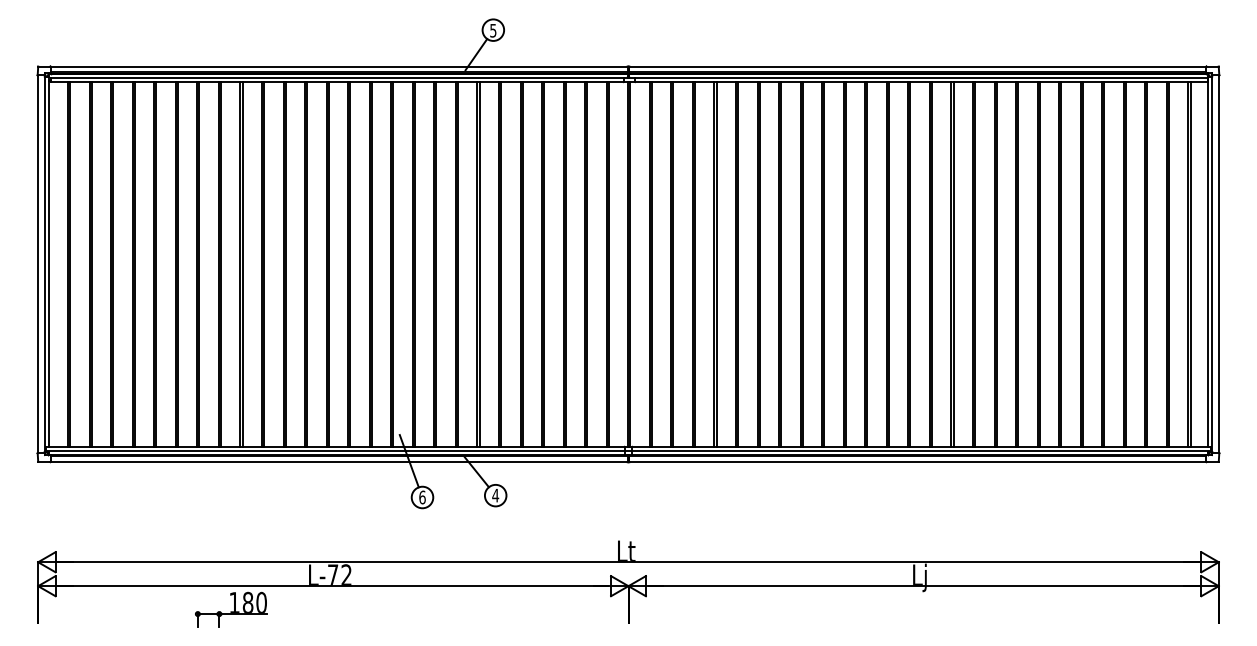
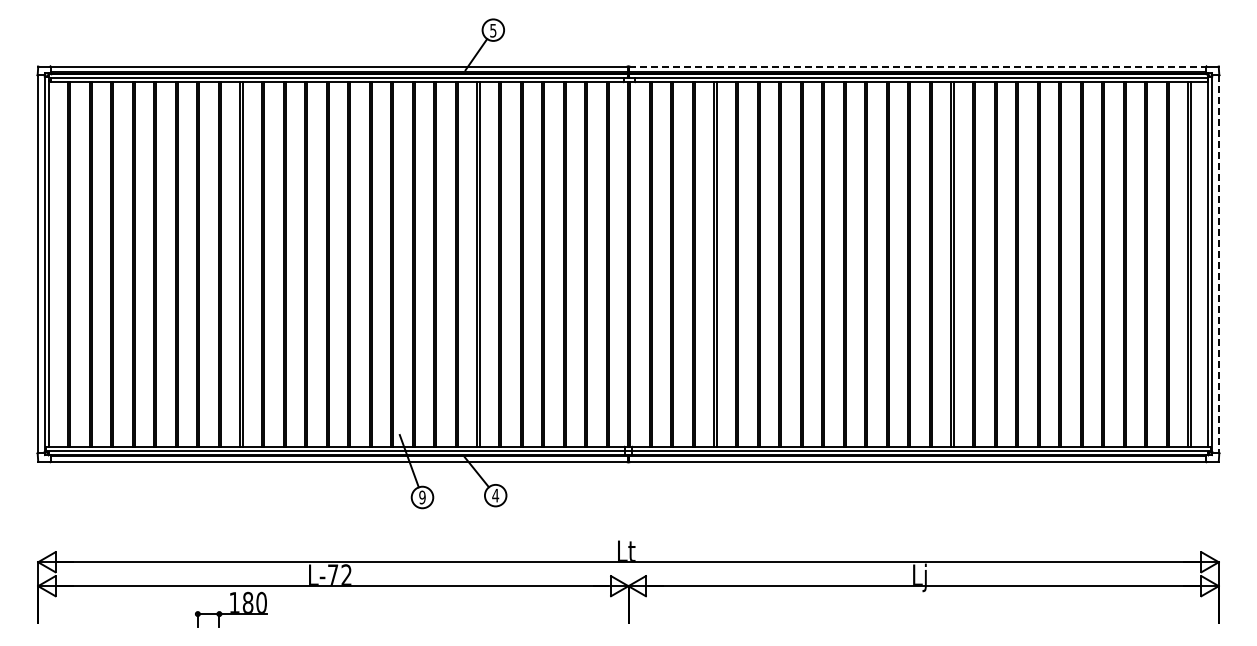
line: solid -> dashed (918, 66)
line: solid -> dashed (1218, 264)
text: 6 -> 9 (422, 497)
